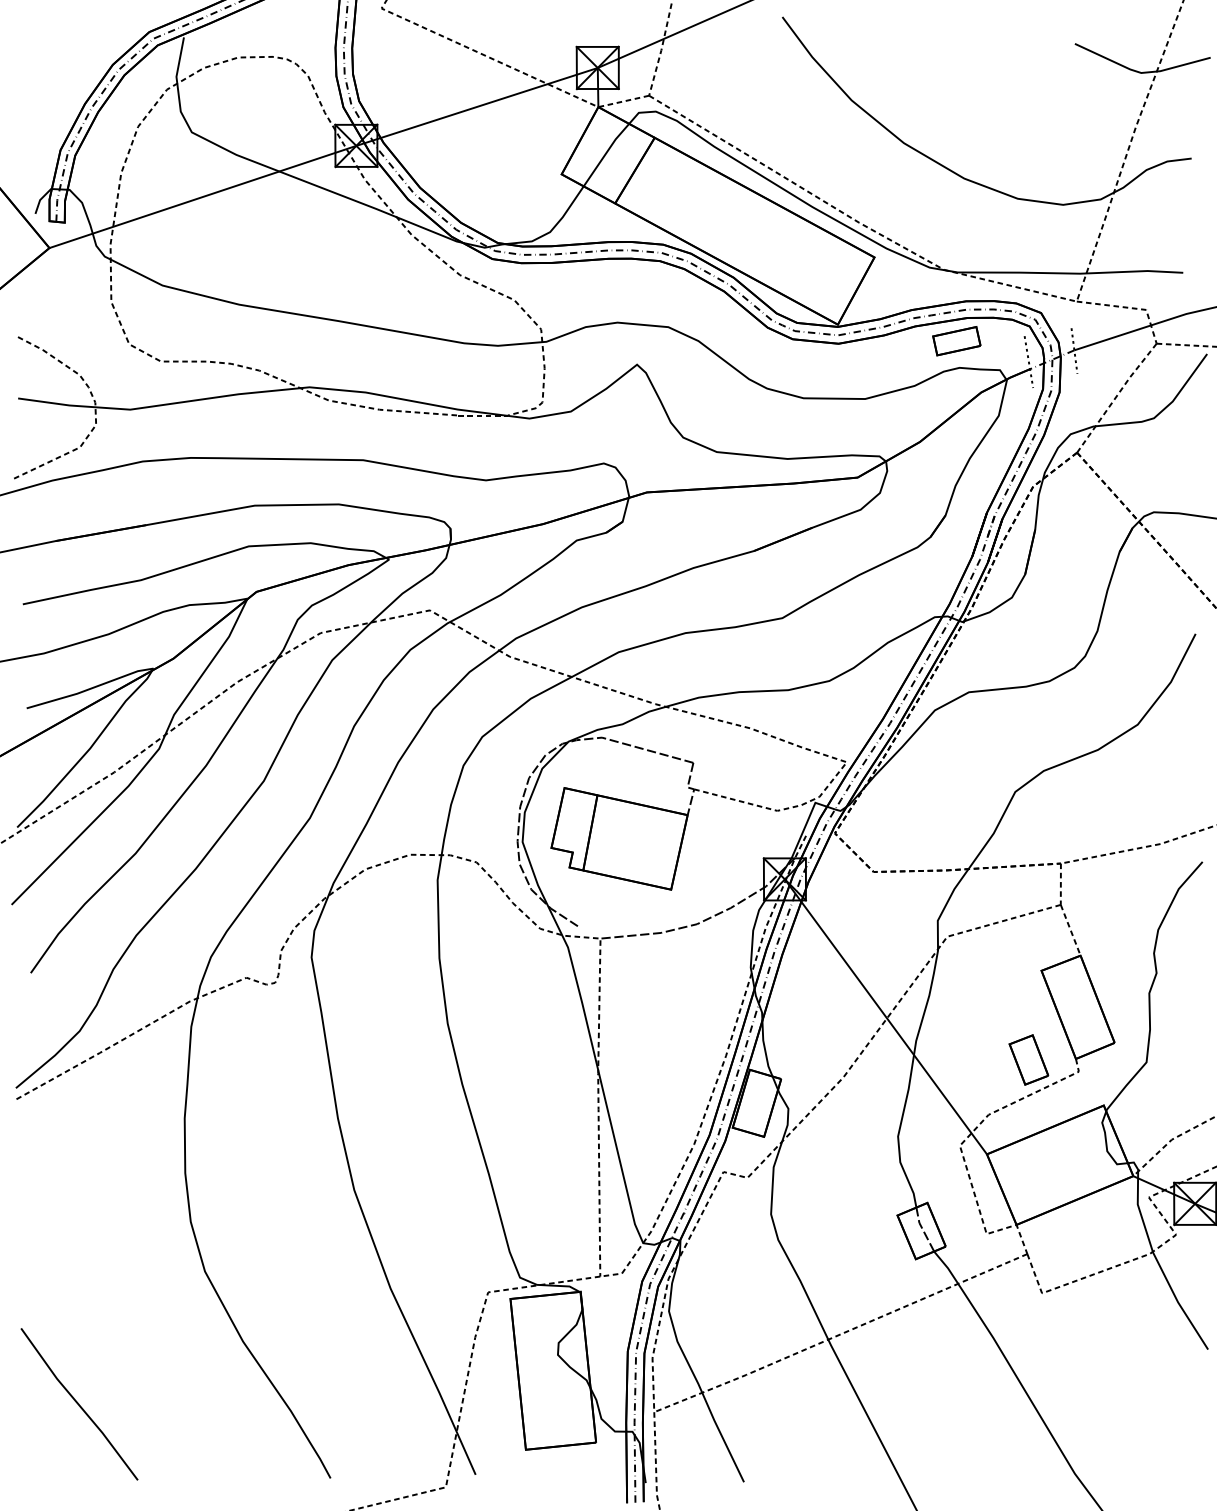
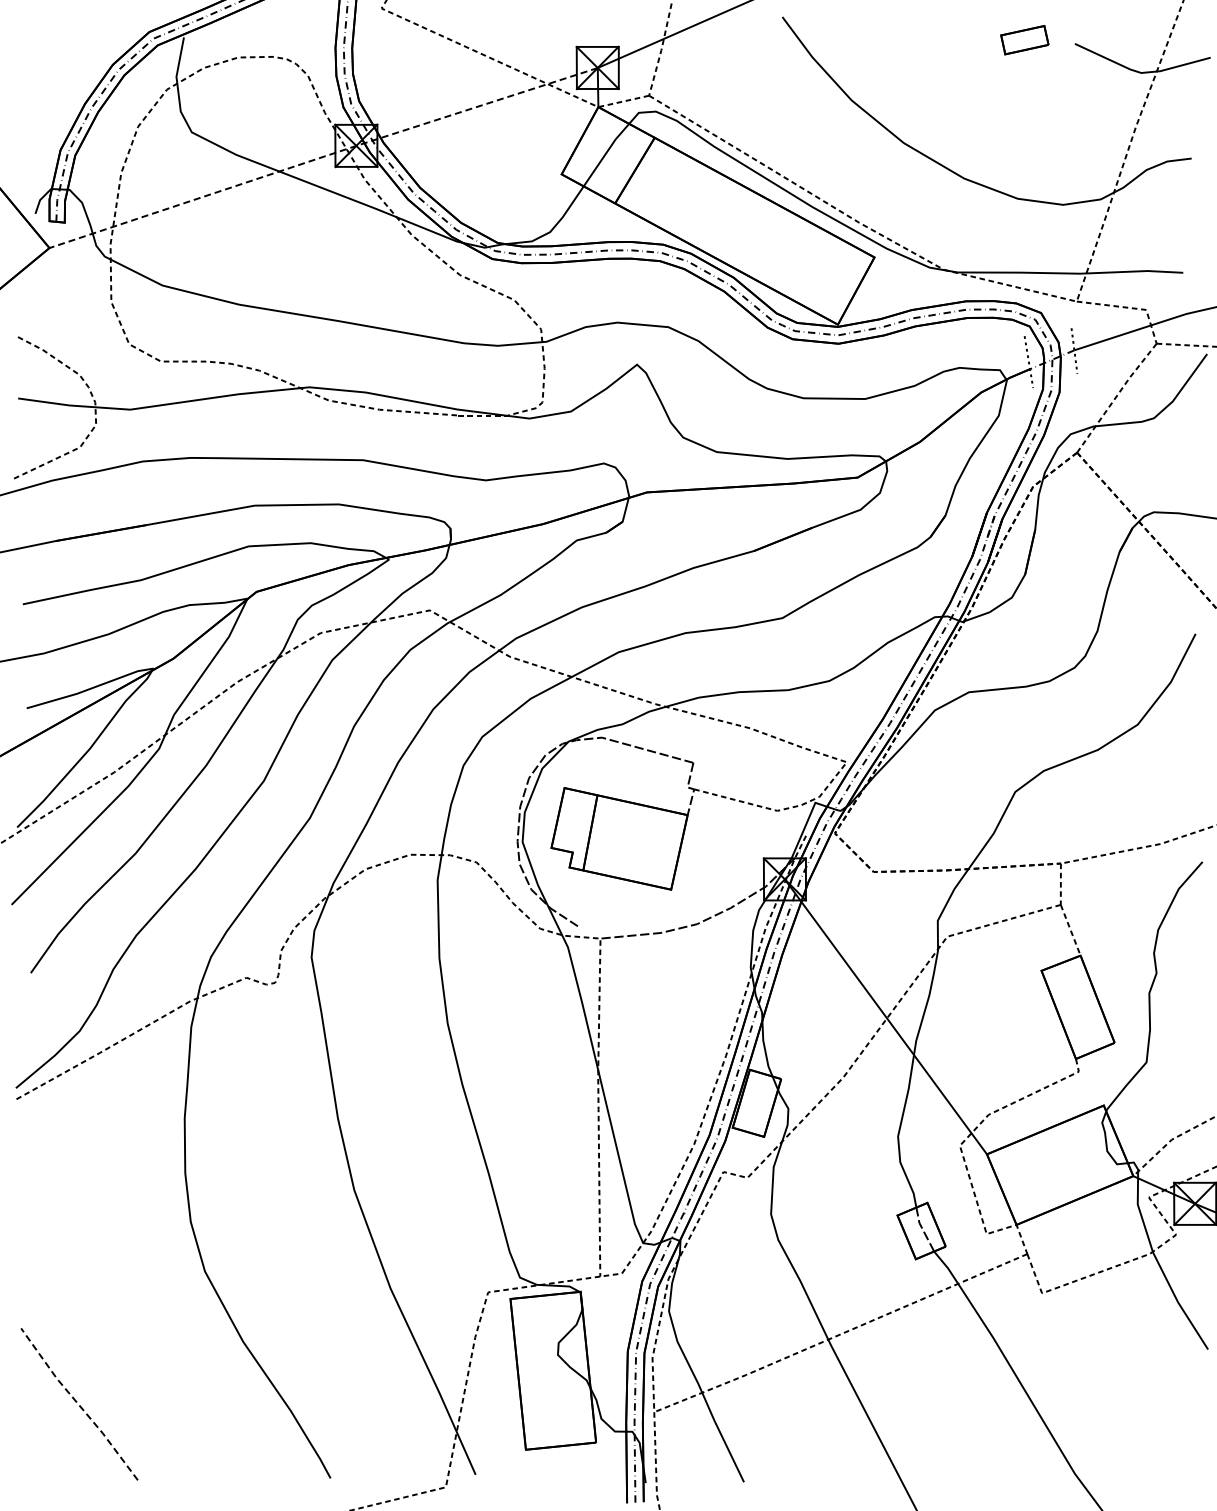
line: solid -> dashed (323, 156)
part position: (956, 341) -> (1024, 40) (1024, 40)
part: present -> none (1028, 1059)
line: solid -> dashed (78, 1404)
